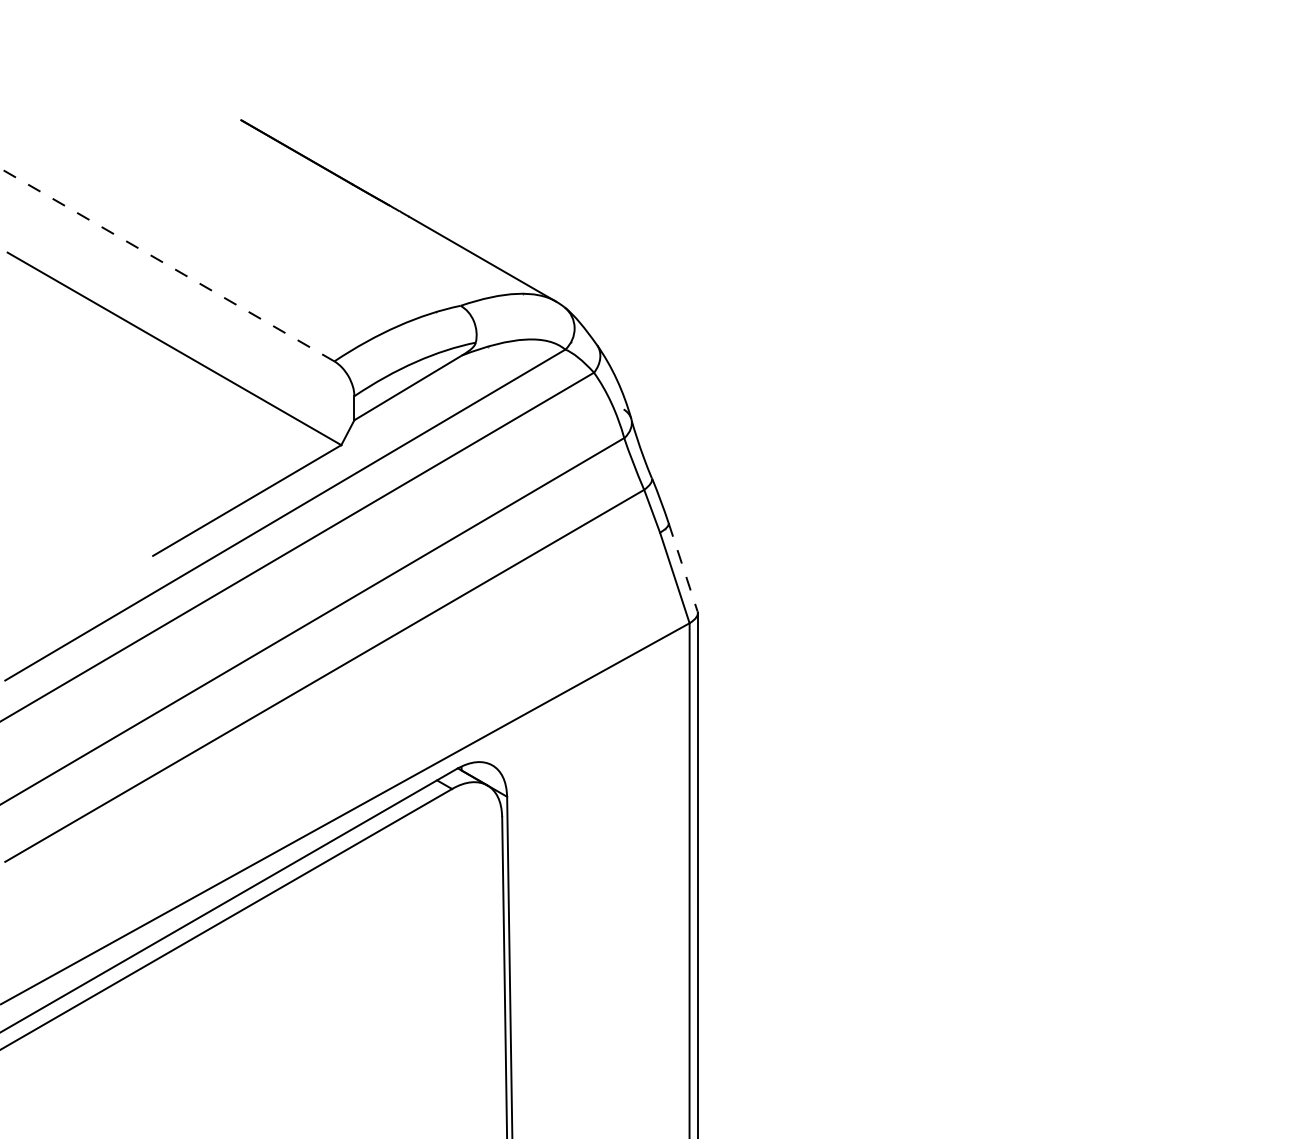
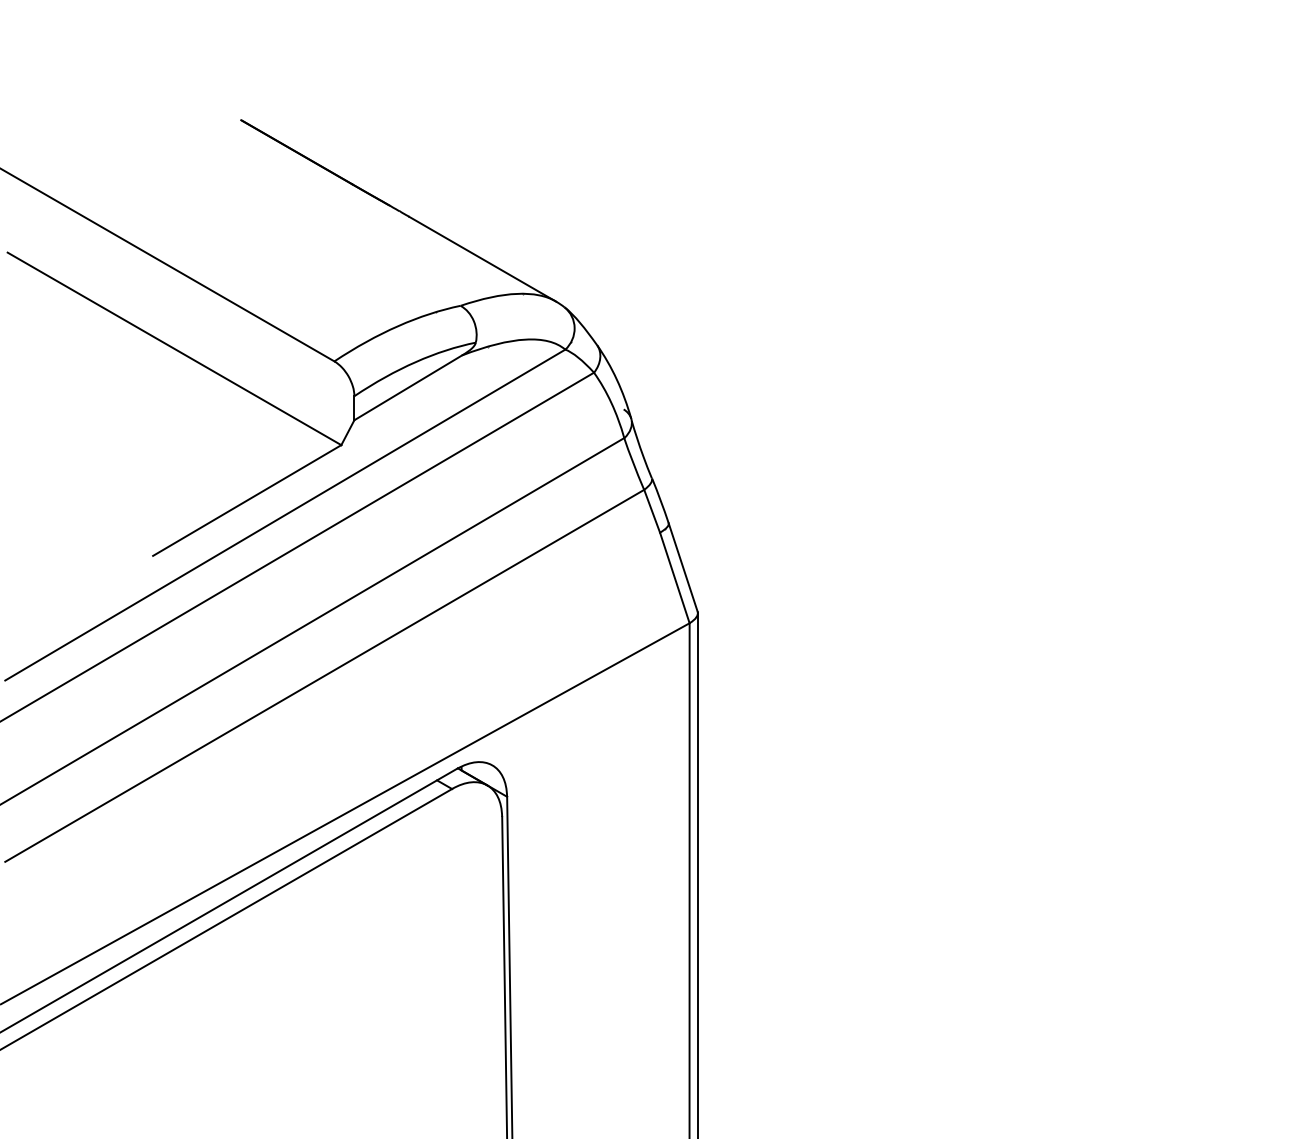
line: dashed -> solid (167, 264)
line: dashed -> solid (683, 567)
